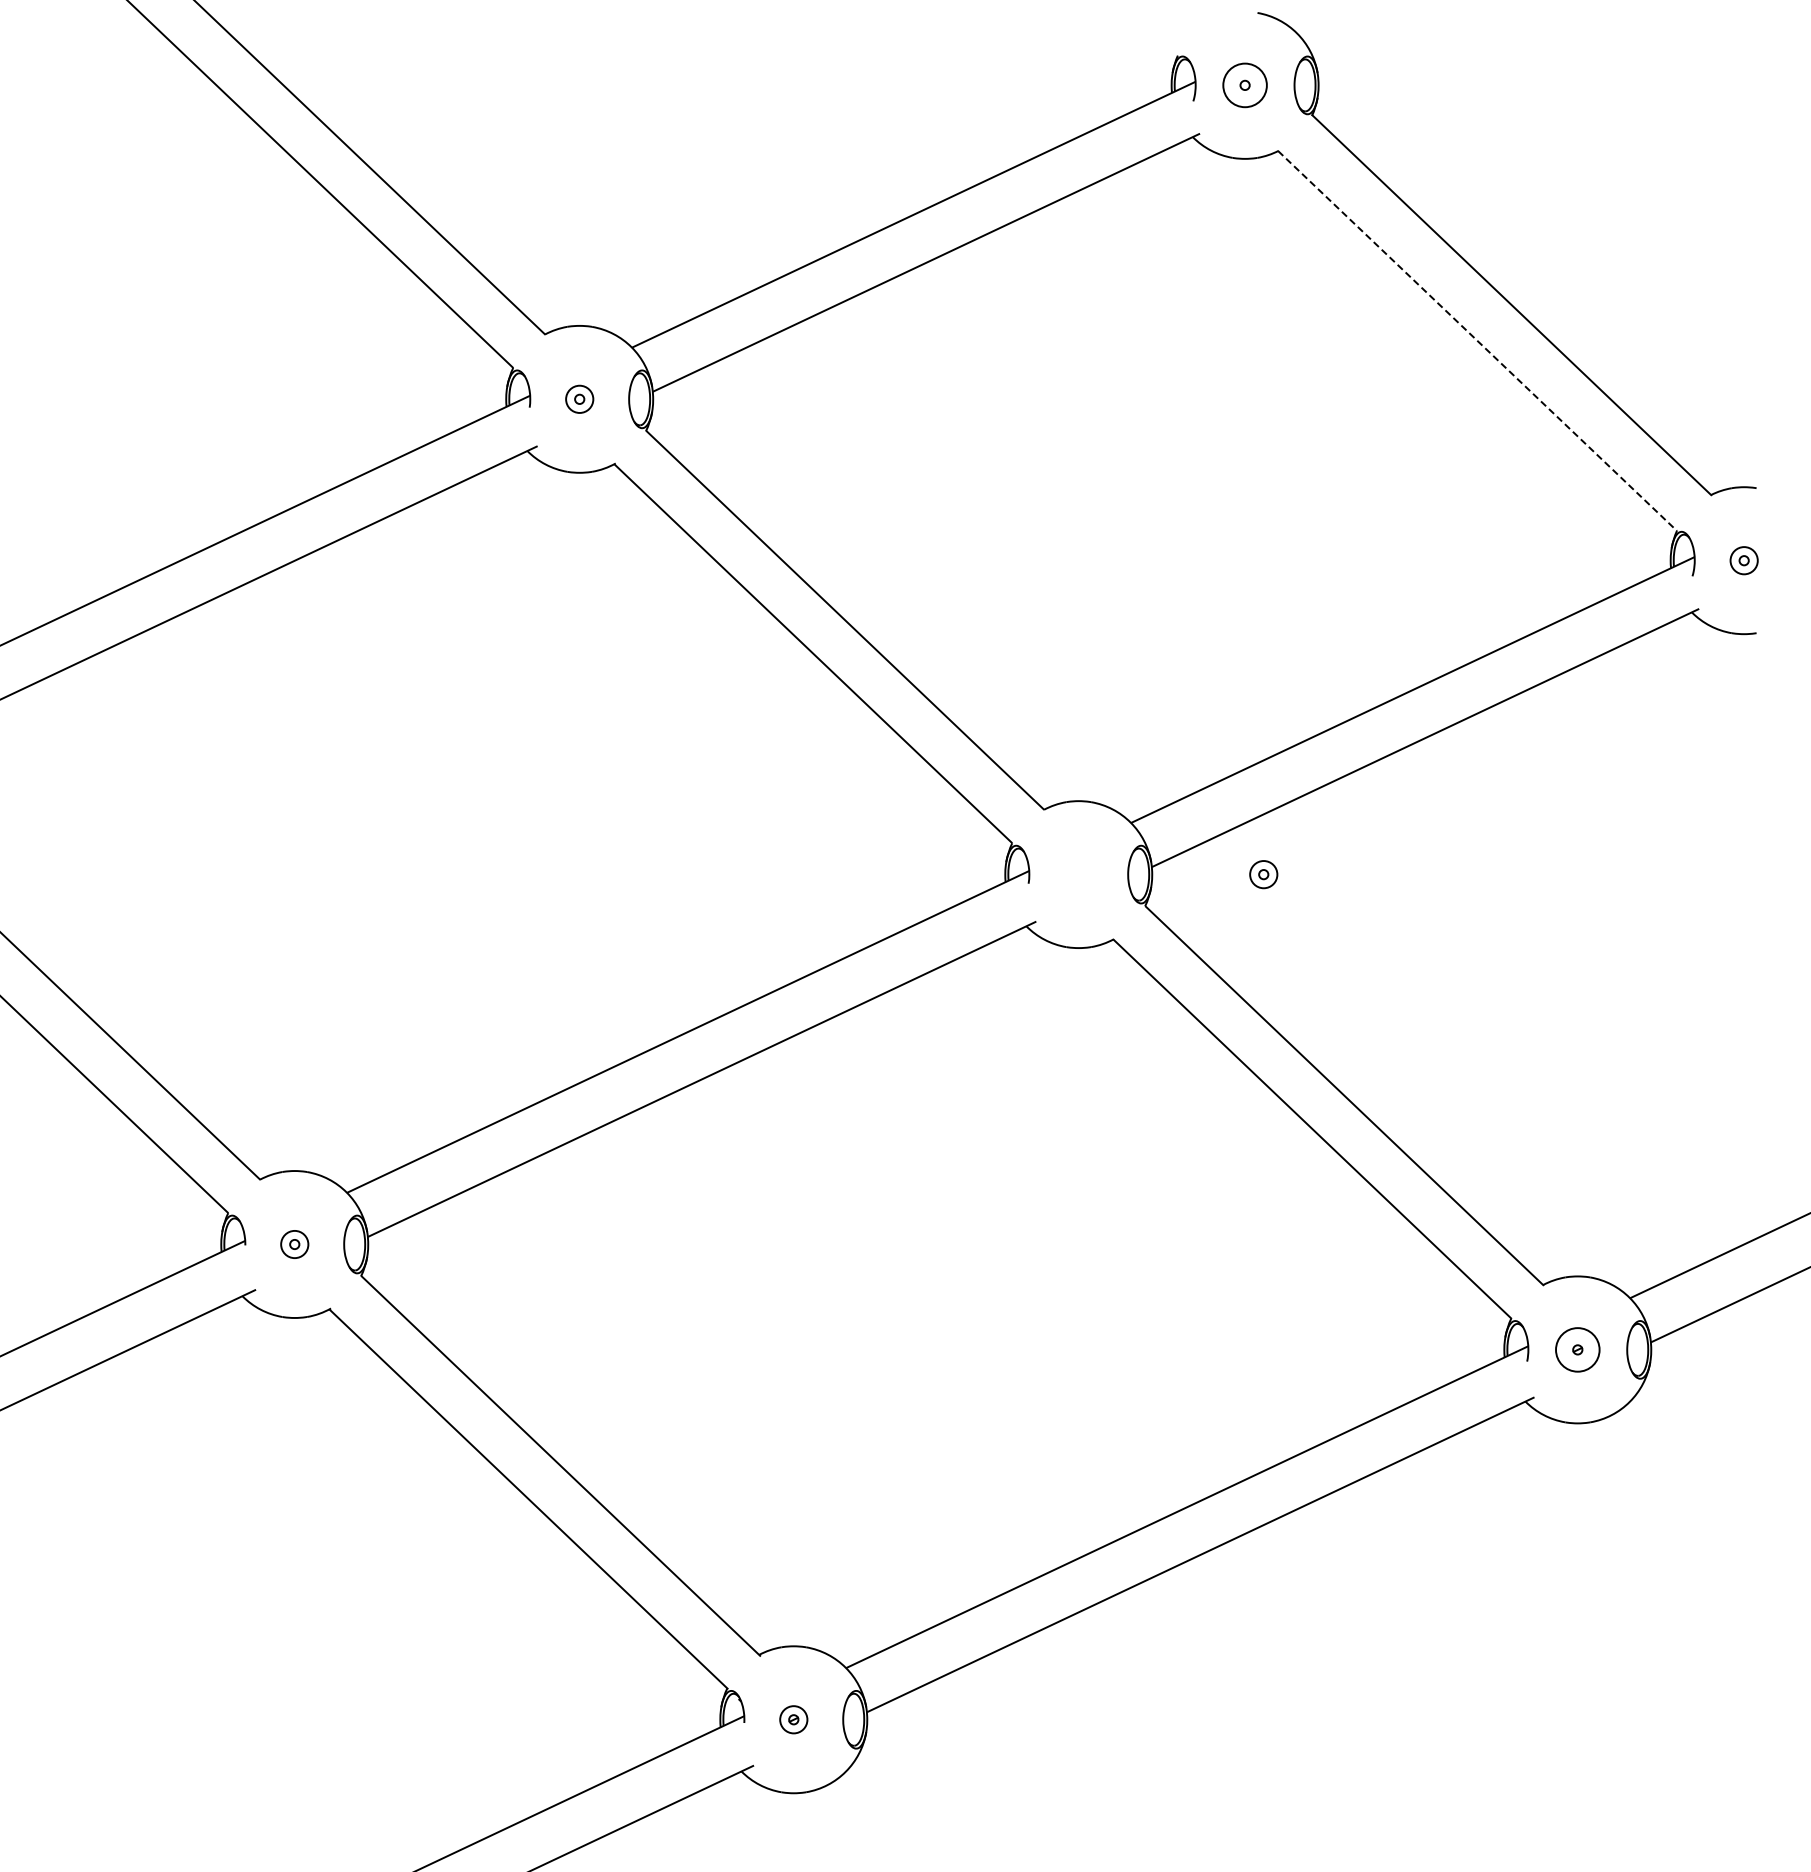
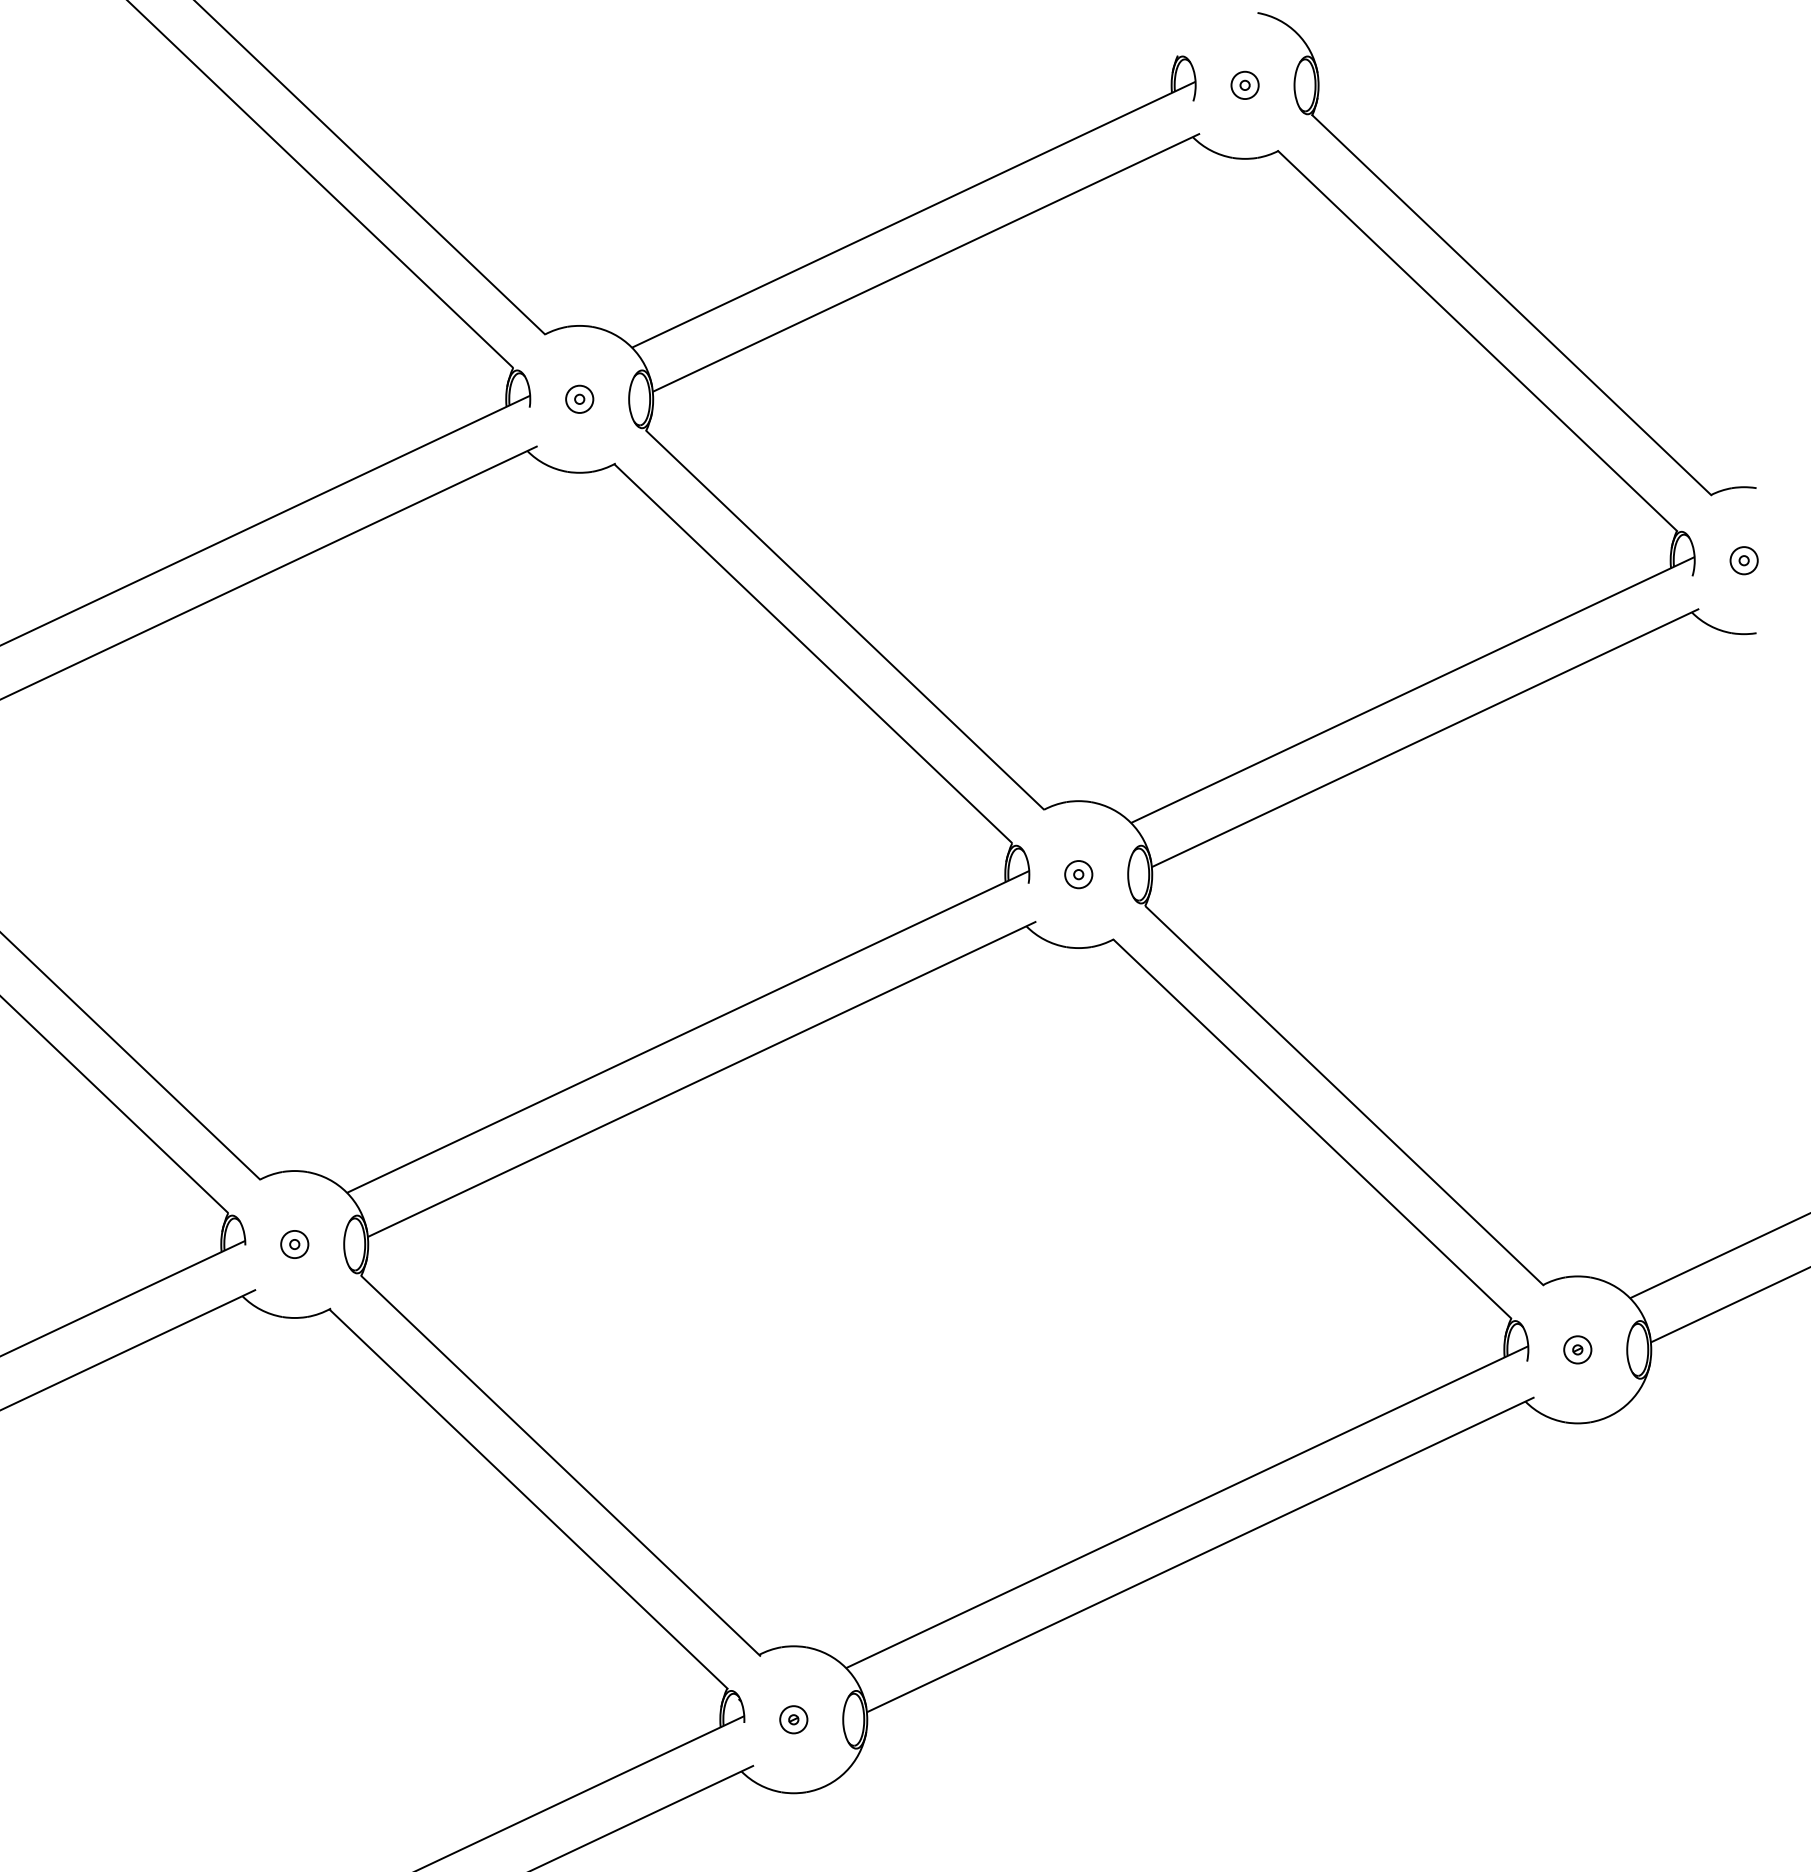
circle diameter: 44 px -> 27 px (1244, 85)
line: dashed -> solid (1477, 341)
part position: (1263, 874) -> (1078, 874) (1078, 874)
circle diameter: 44 px -> 27 px (1577, 1349)
